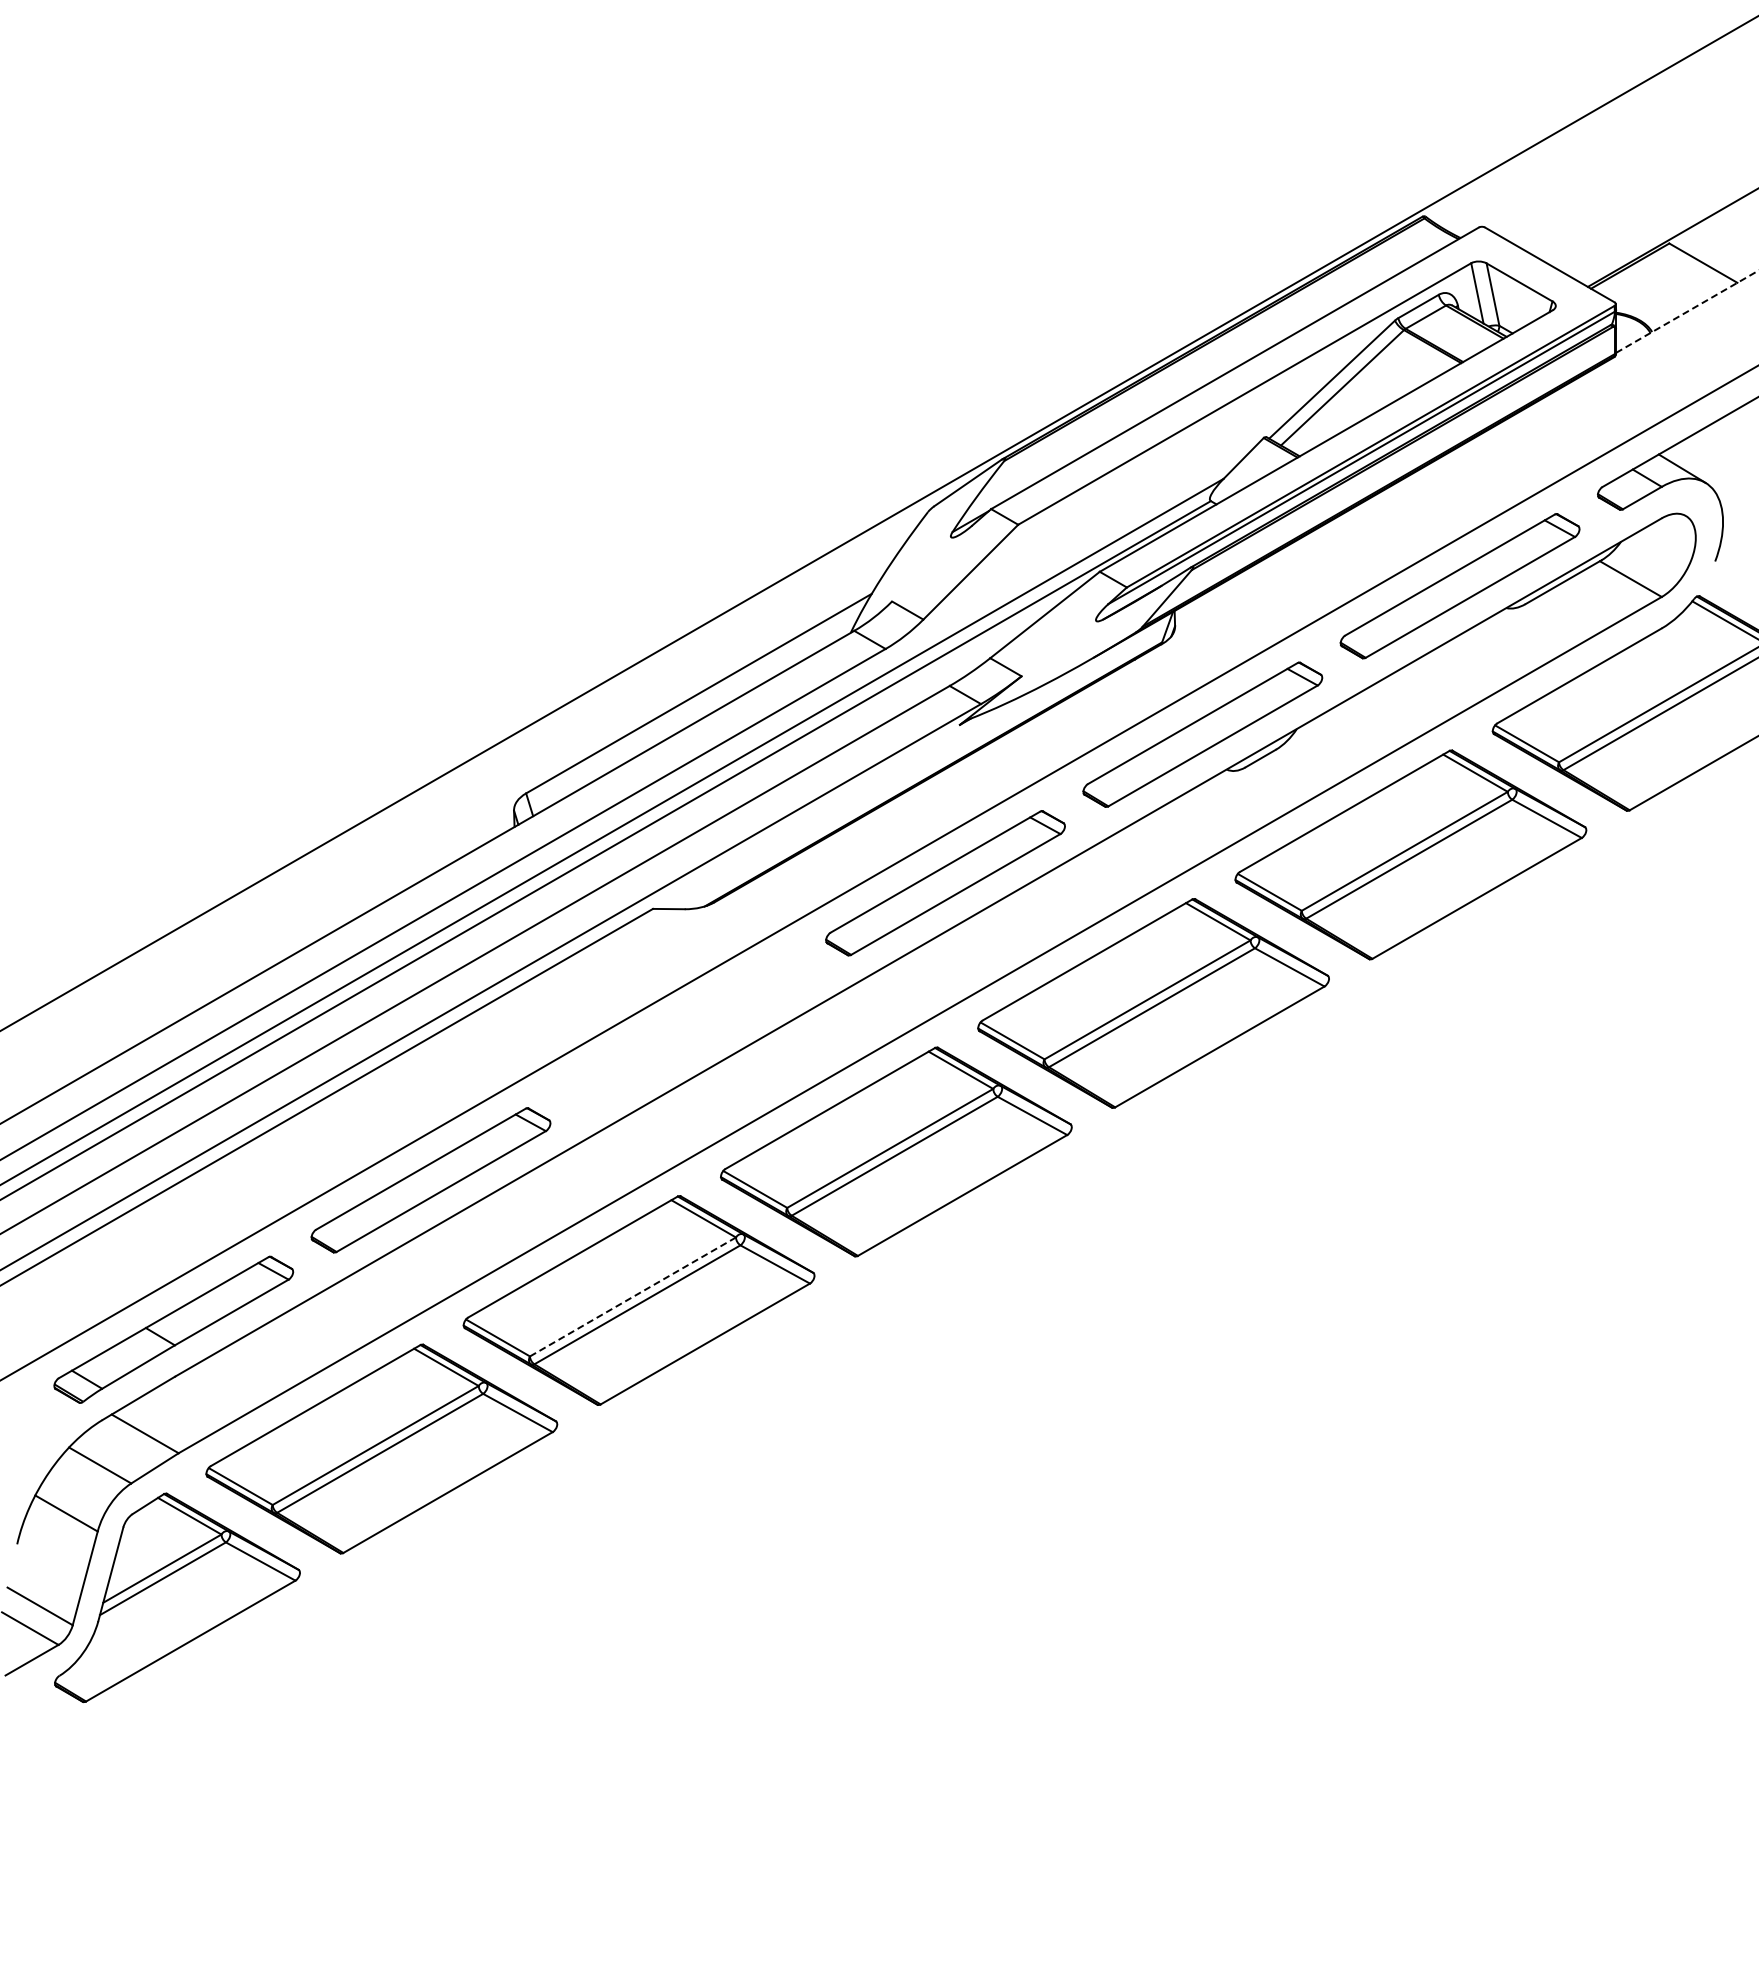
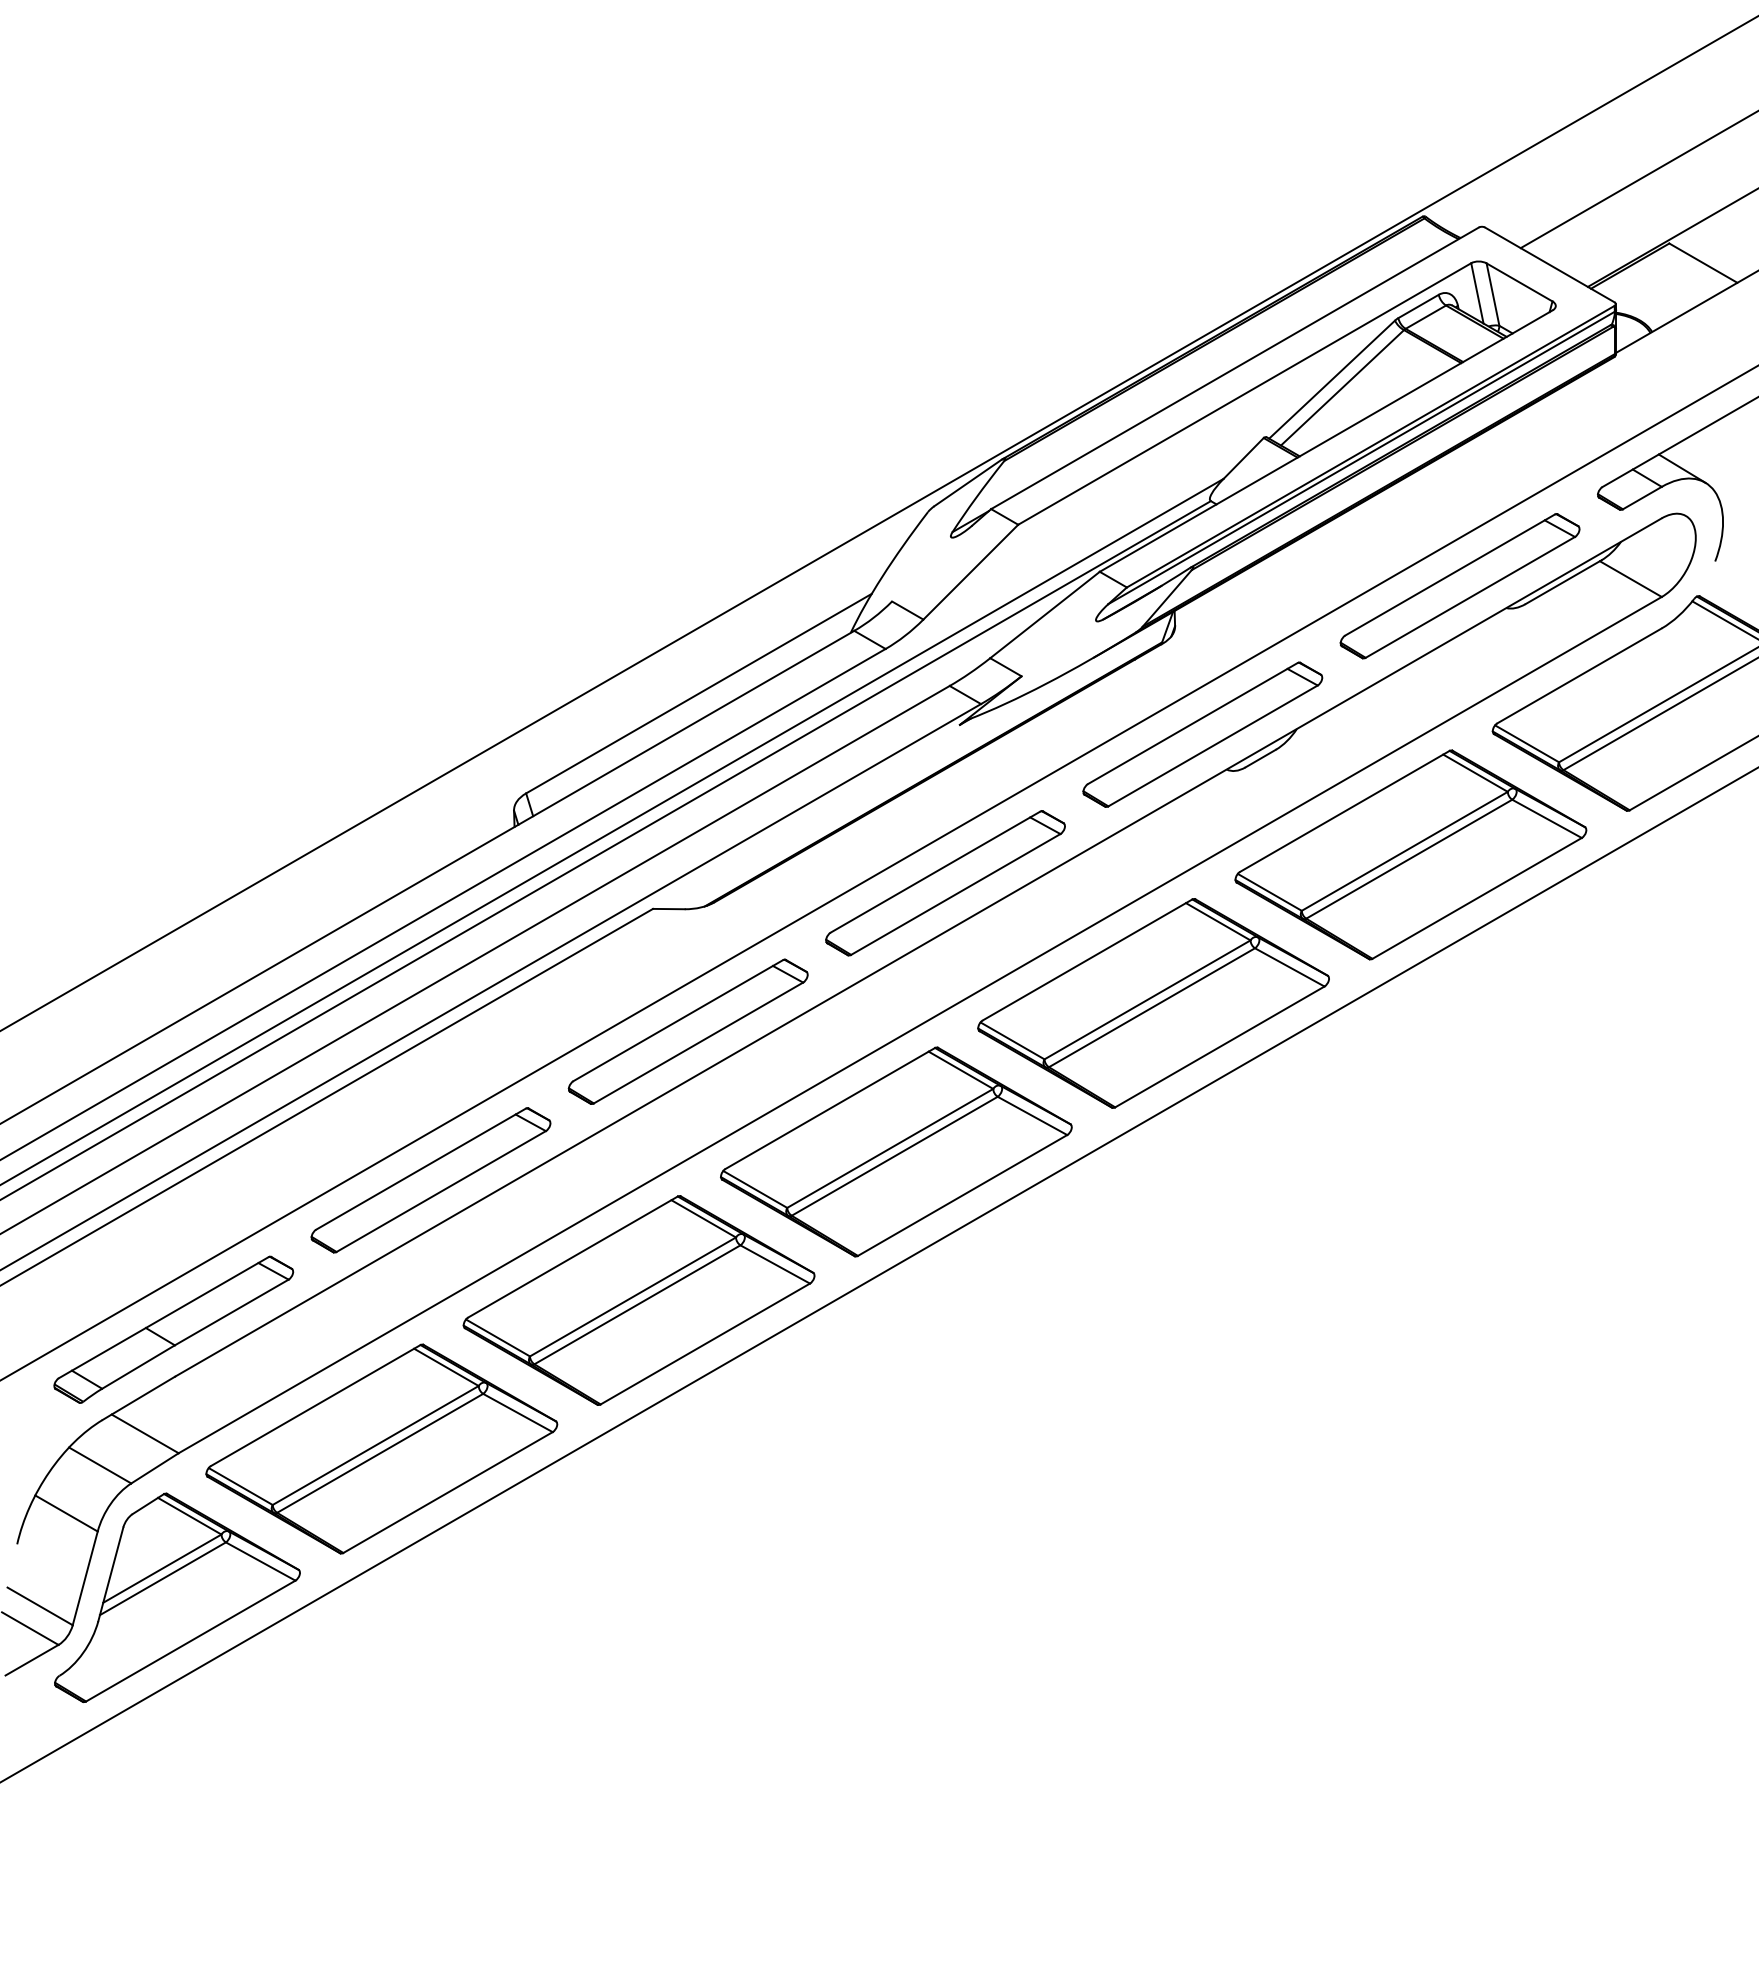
line: none -> present (1637, 180)
line: dashed -> solid (1687, 311)
part: none -> present (687, 1031)
line: none -> present (878, 1275)
line: dashed -> solid (632, 1296)
